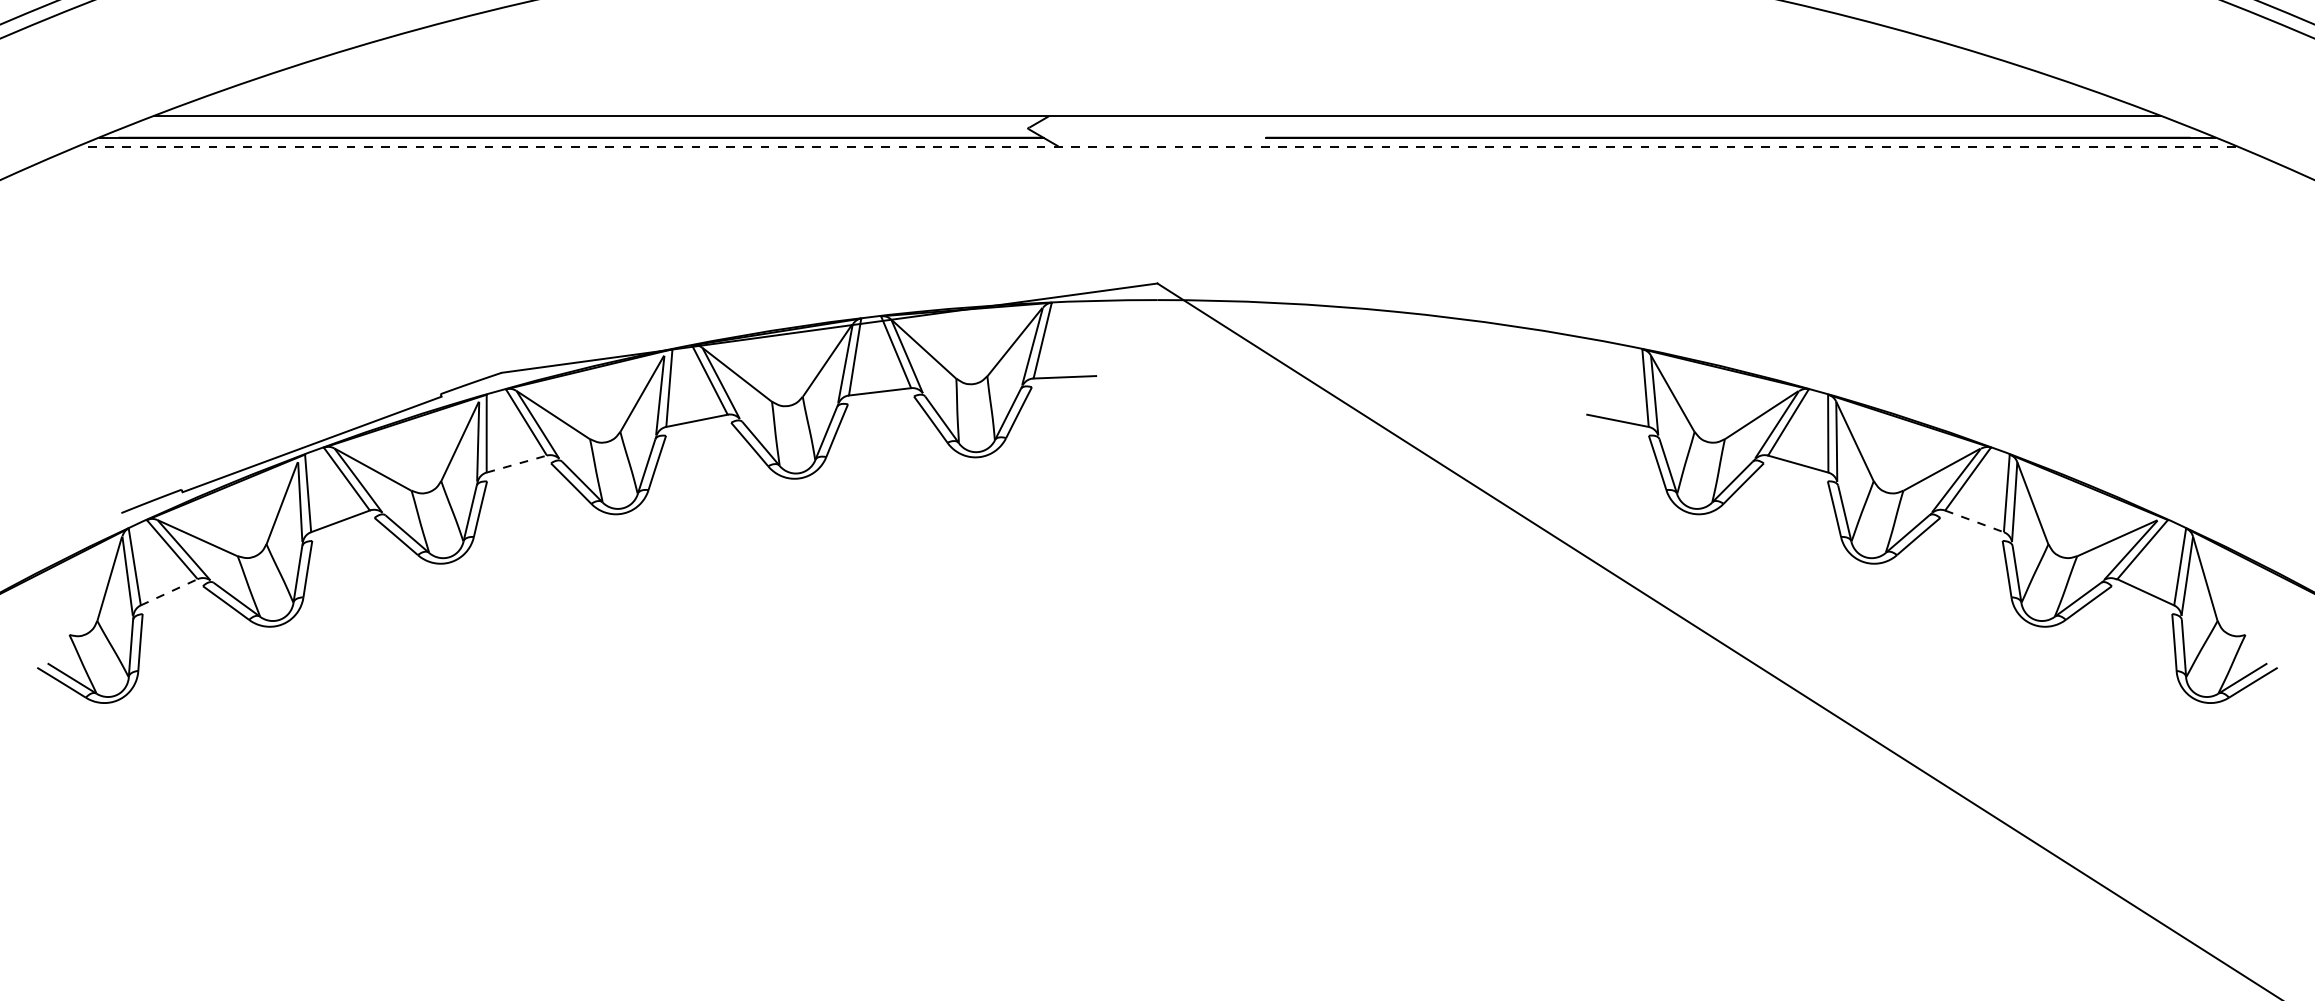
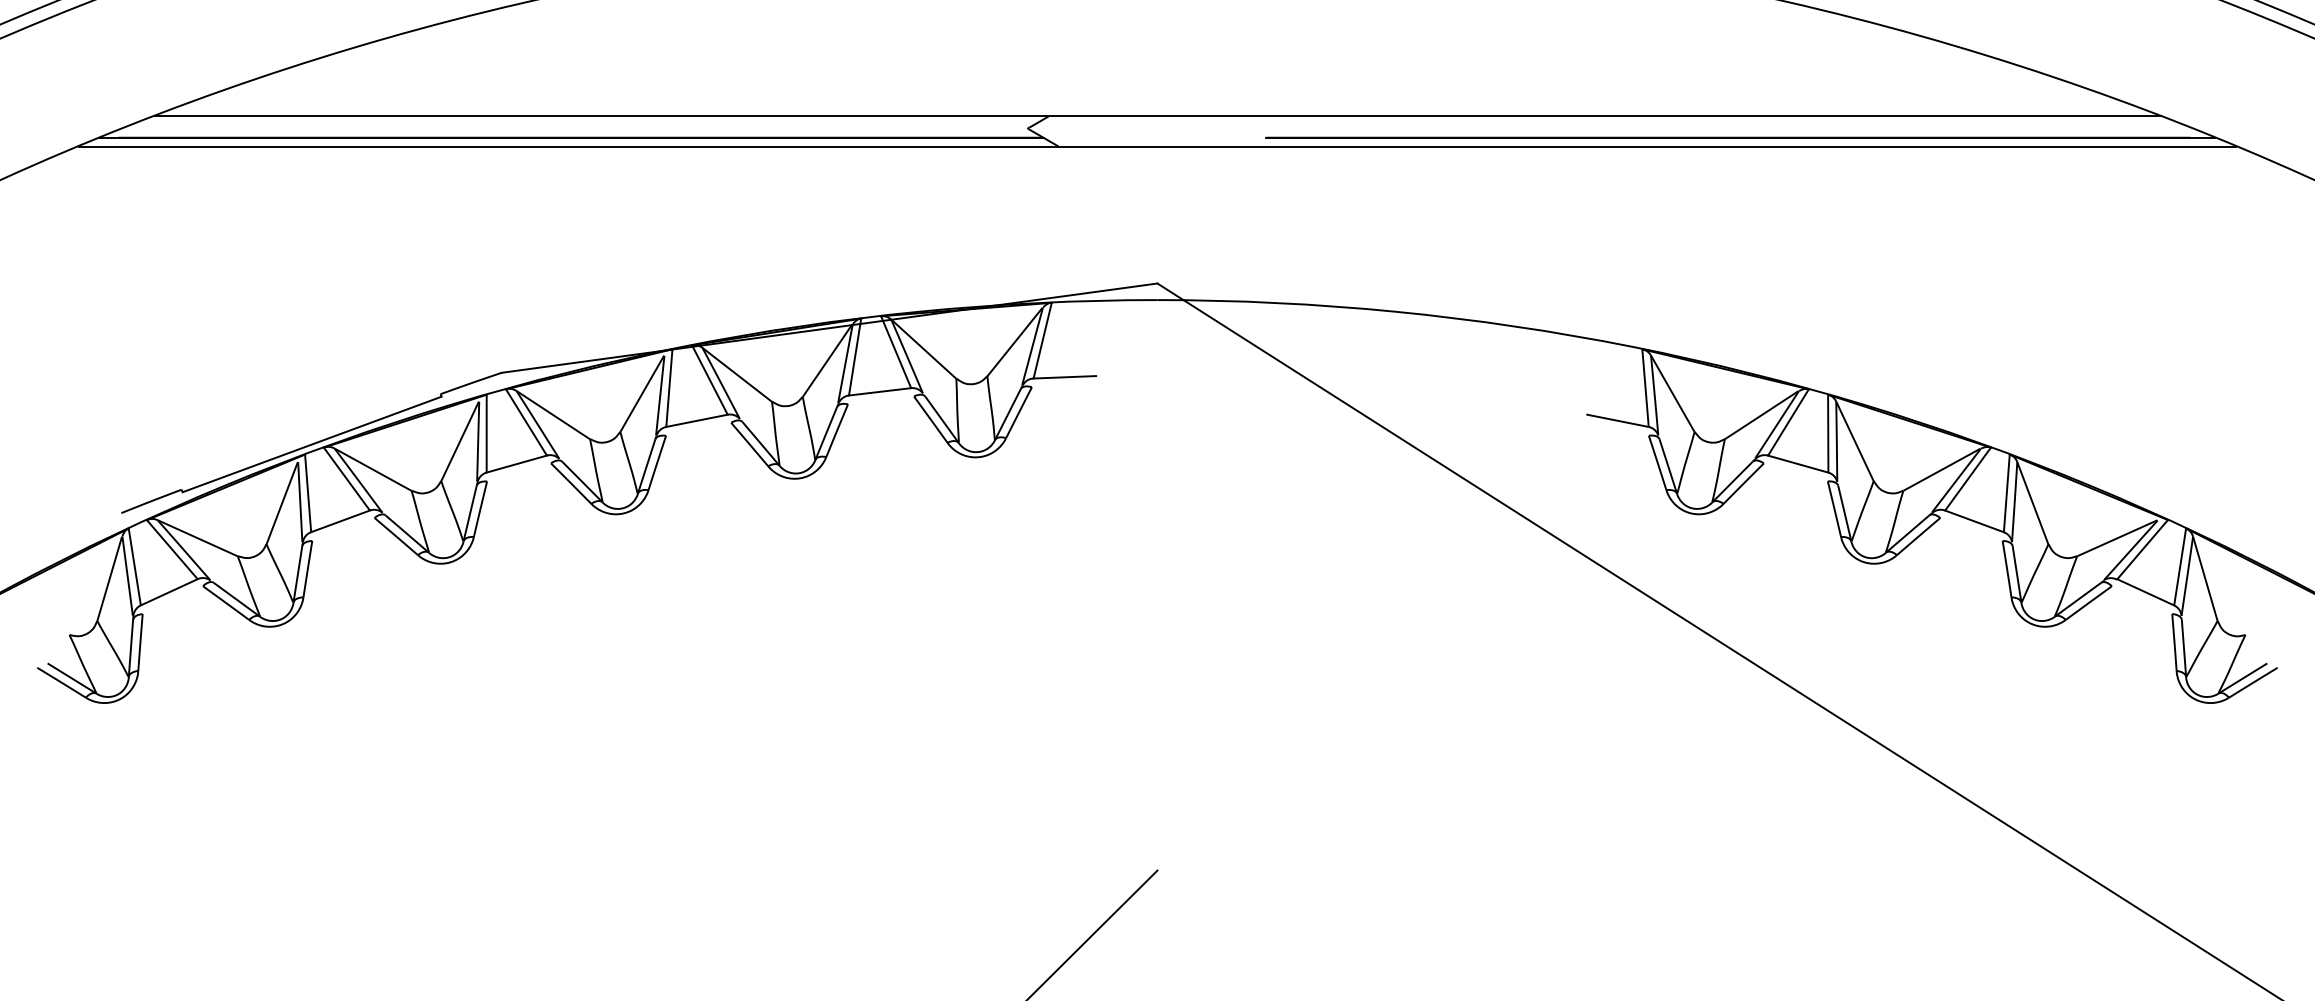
line: dashed -> solid (1156, 146)
line: dashed -> solid (517, 463)
line: dashed -> solid (1974, 521)
line: dashed -> solid (169, 592)
line: none -> present (1093, 933)
